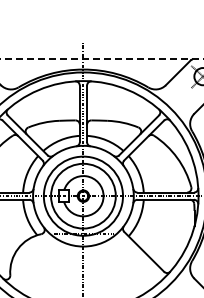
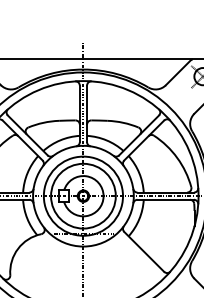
line: dashed -> solid (101, 59)
